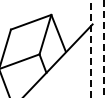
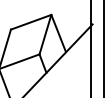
line: dashed -> solid (91, 48)
line: dashed -> solid (104, 48)
